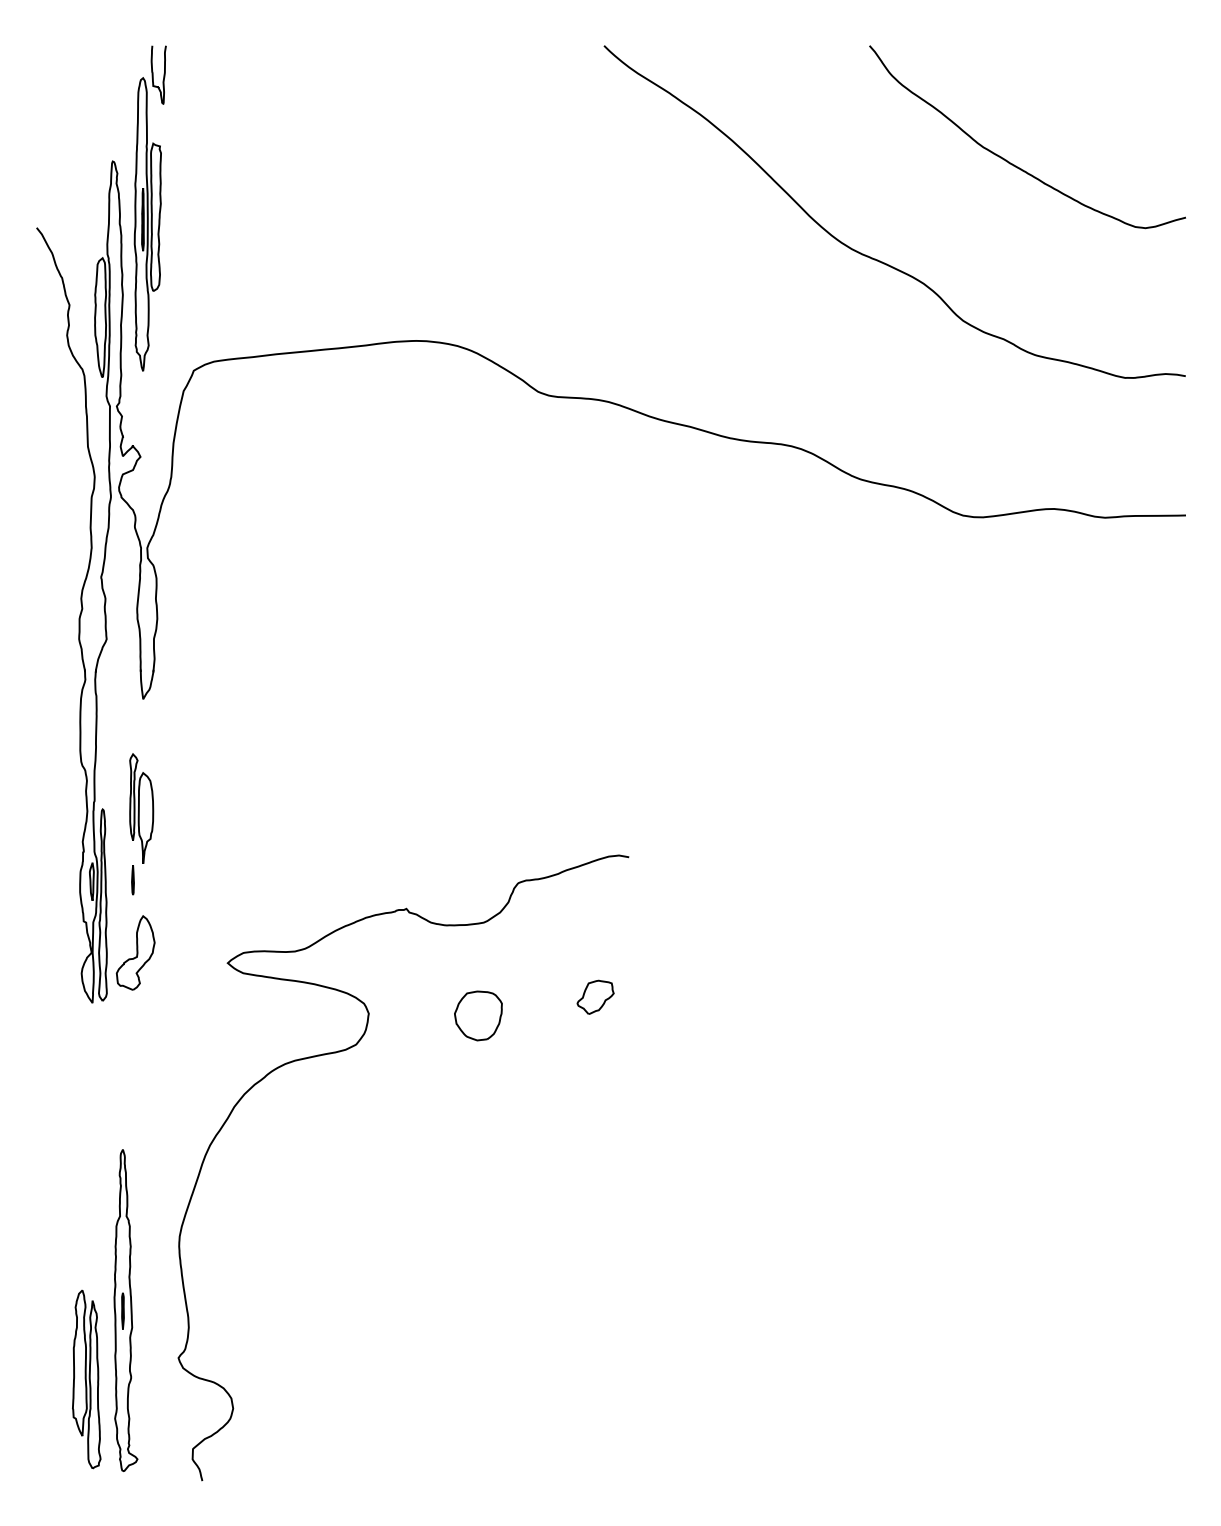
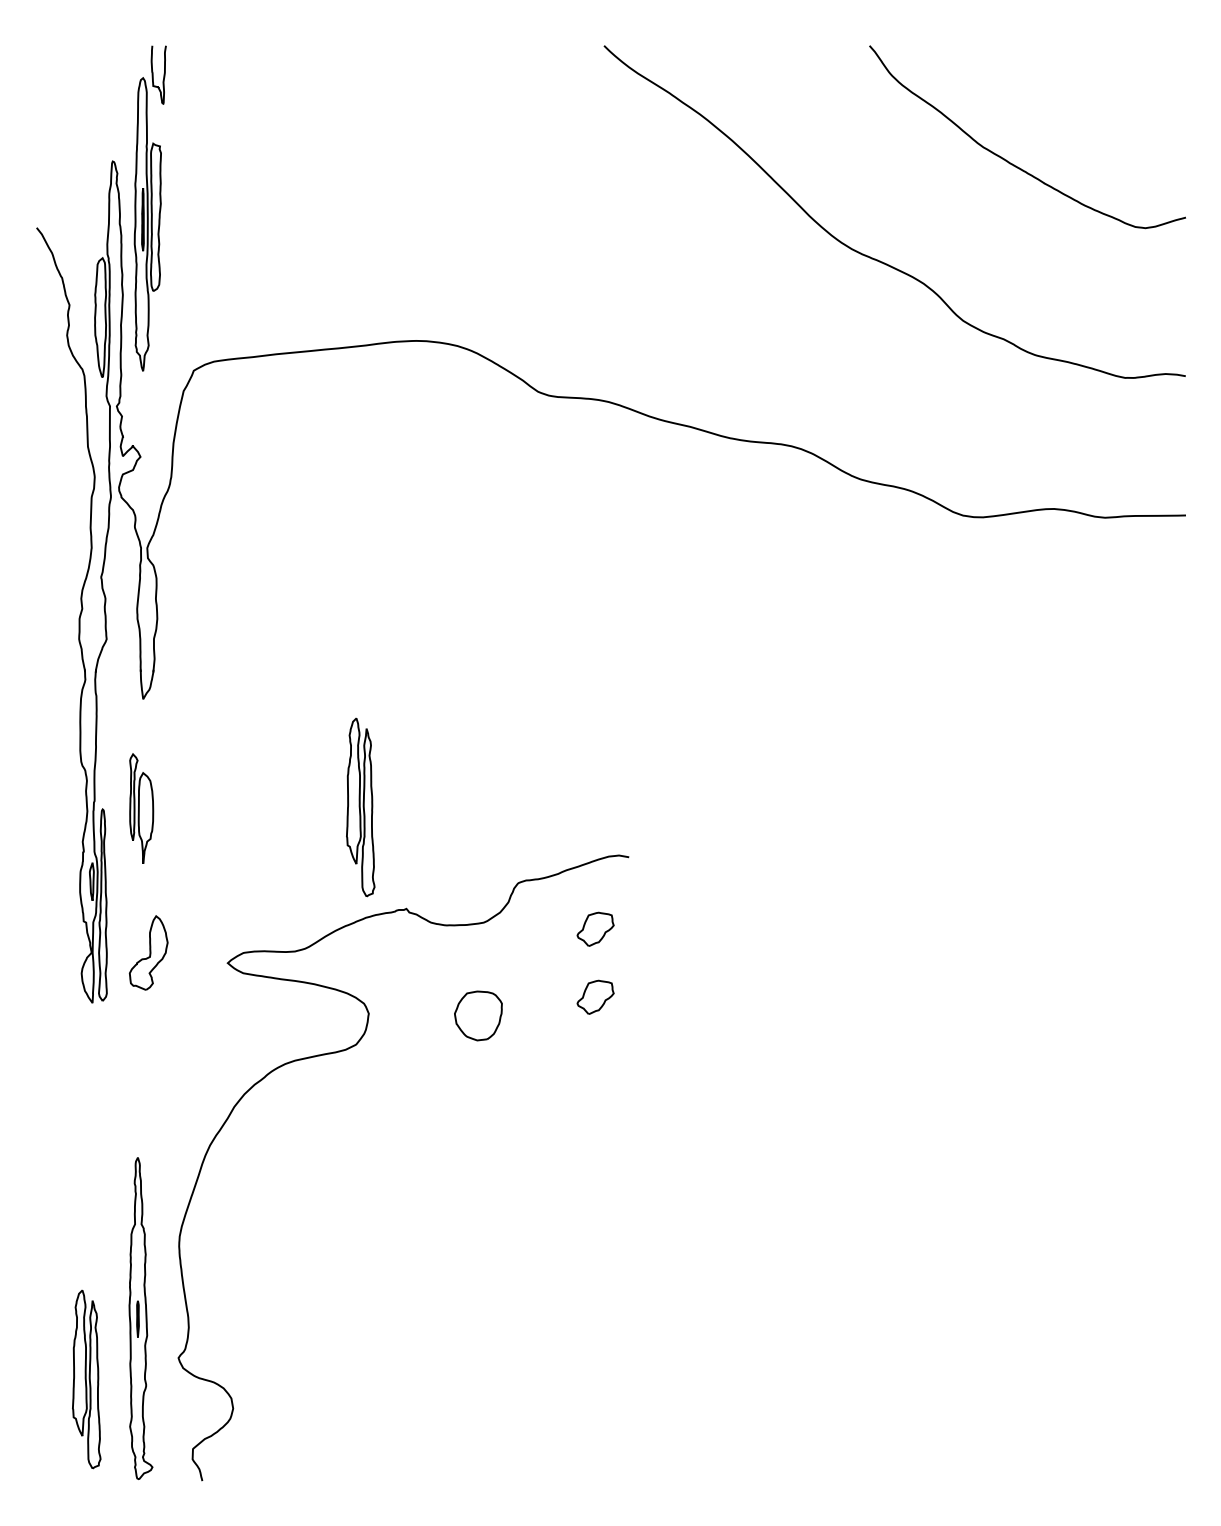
part: none -> present (360, 807)
line: present -> none (132, 880)
part: none -> present (595, 928)
part position: (135, 952) -> (148, 952) (148, 952)
part position: (125, 1310) -> (140, 1318) (140, 1318)
